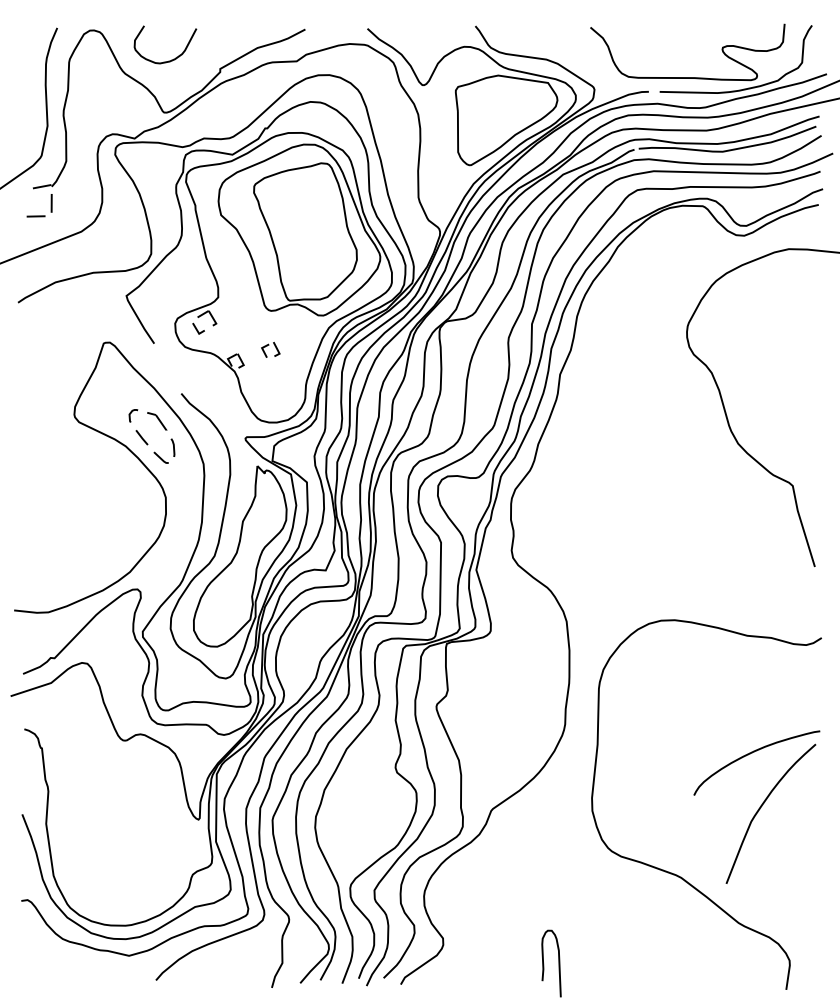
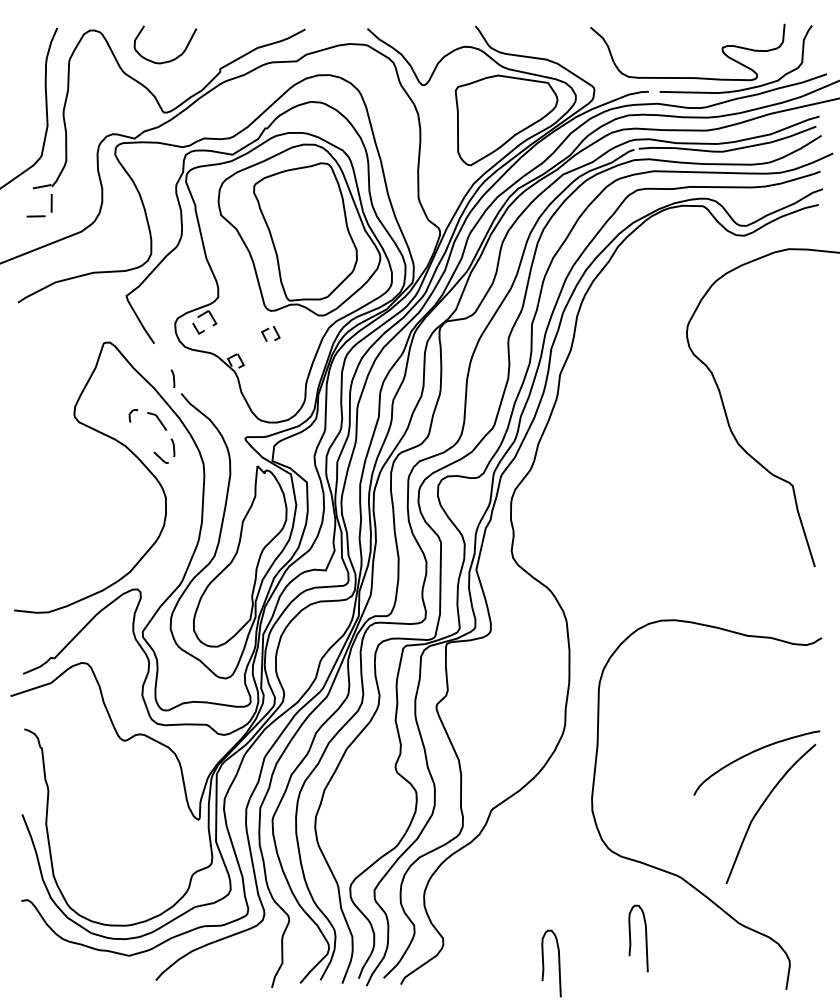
part position: (270, 349) -> (270, 333) (270, 333)
line: none -> present (173, 378)
line: present -> none (141, 437)
curve: none -> present (645, 938)
